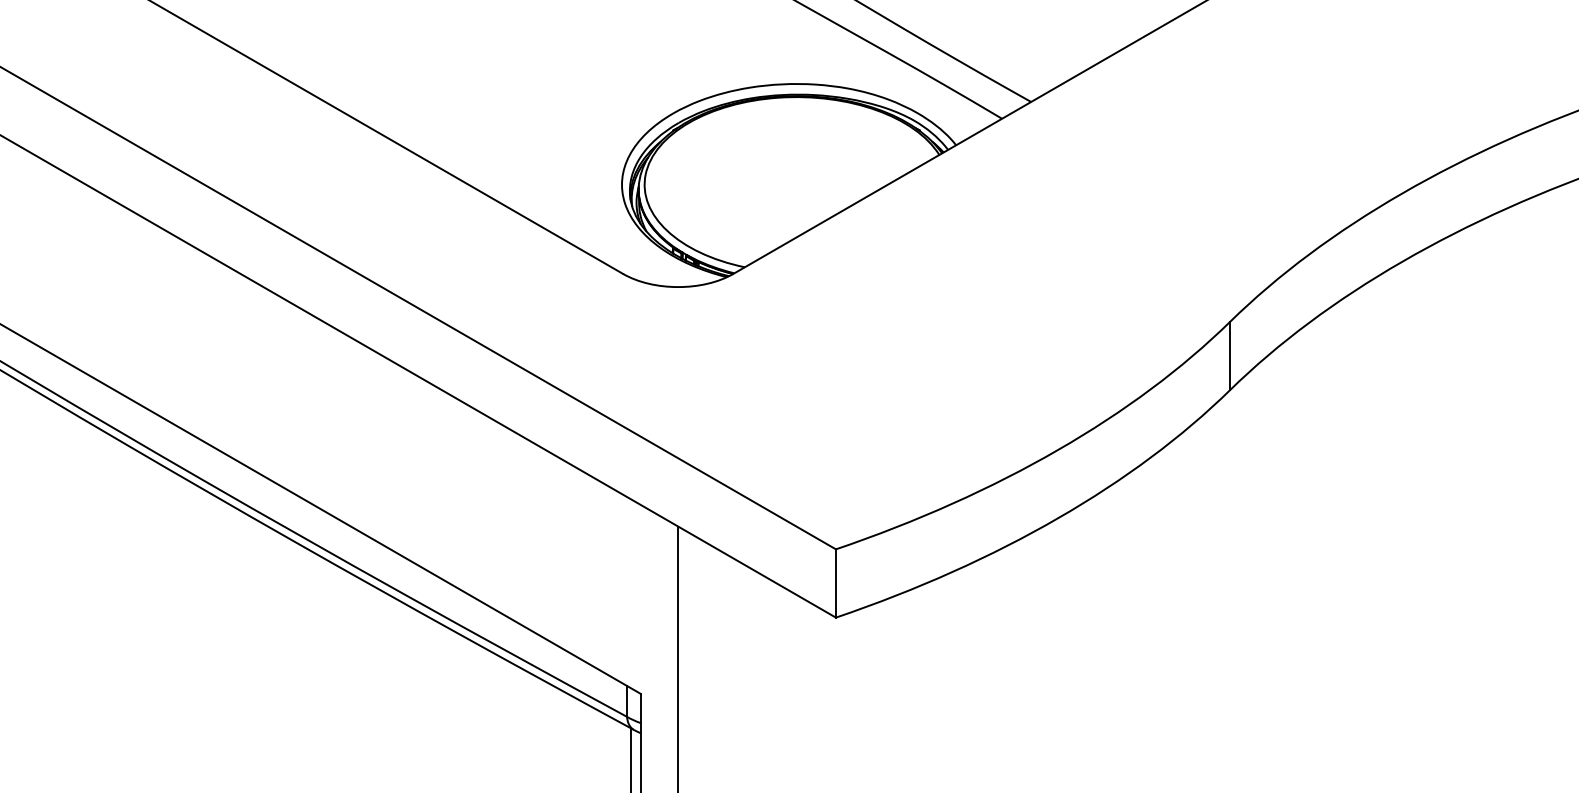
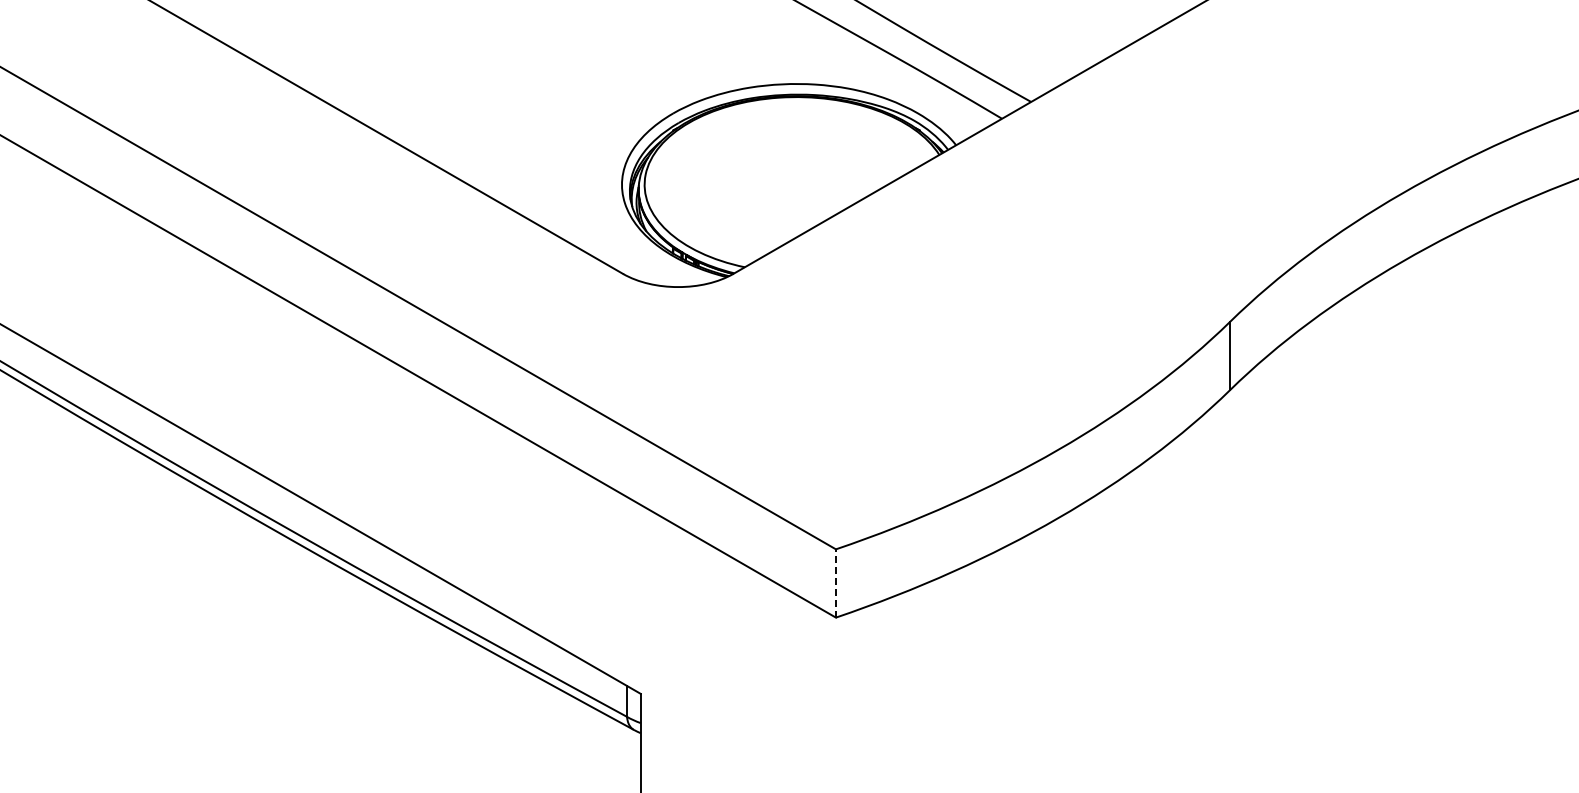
line: solid -> dashed (835, 583)
line: present -> none (678, 657)
line: present -> none (630, 758)
